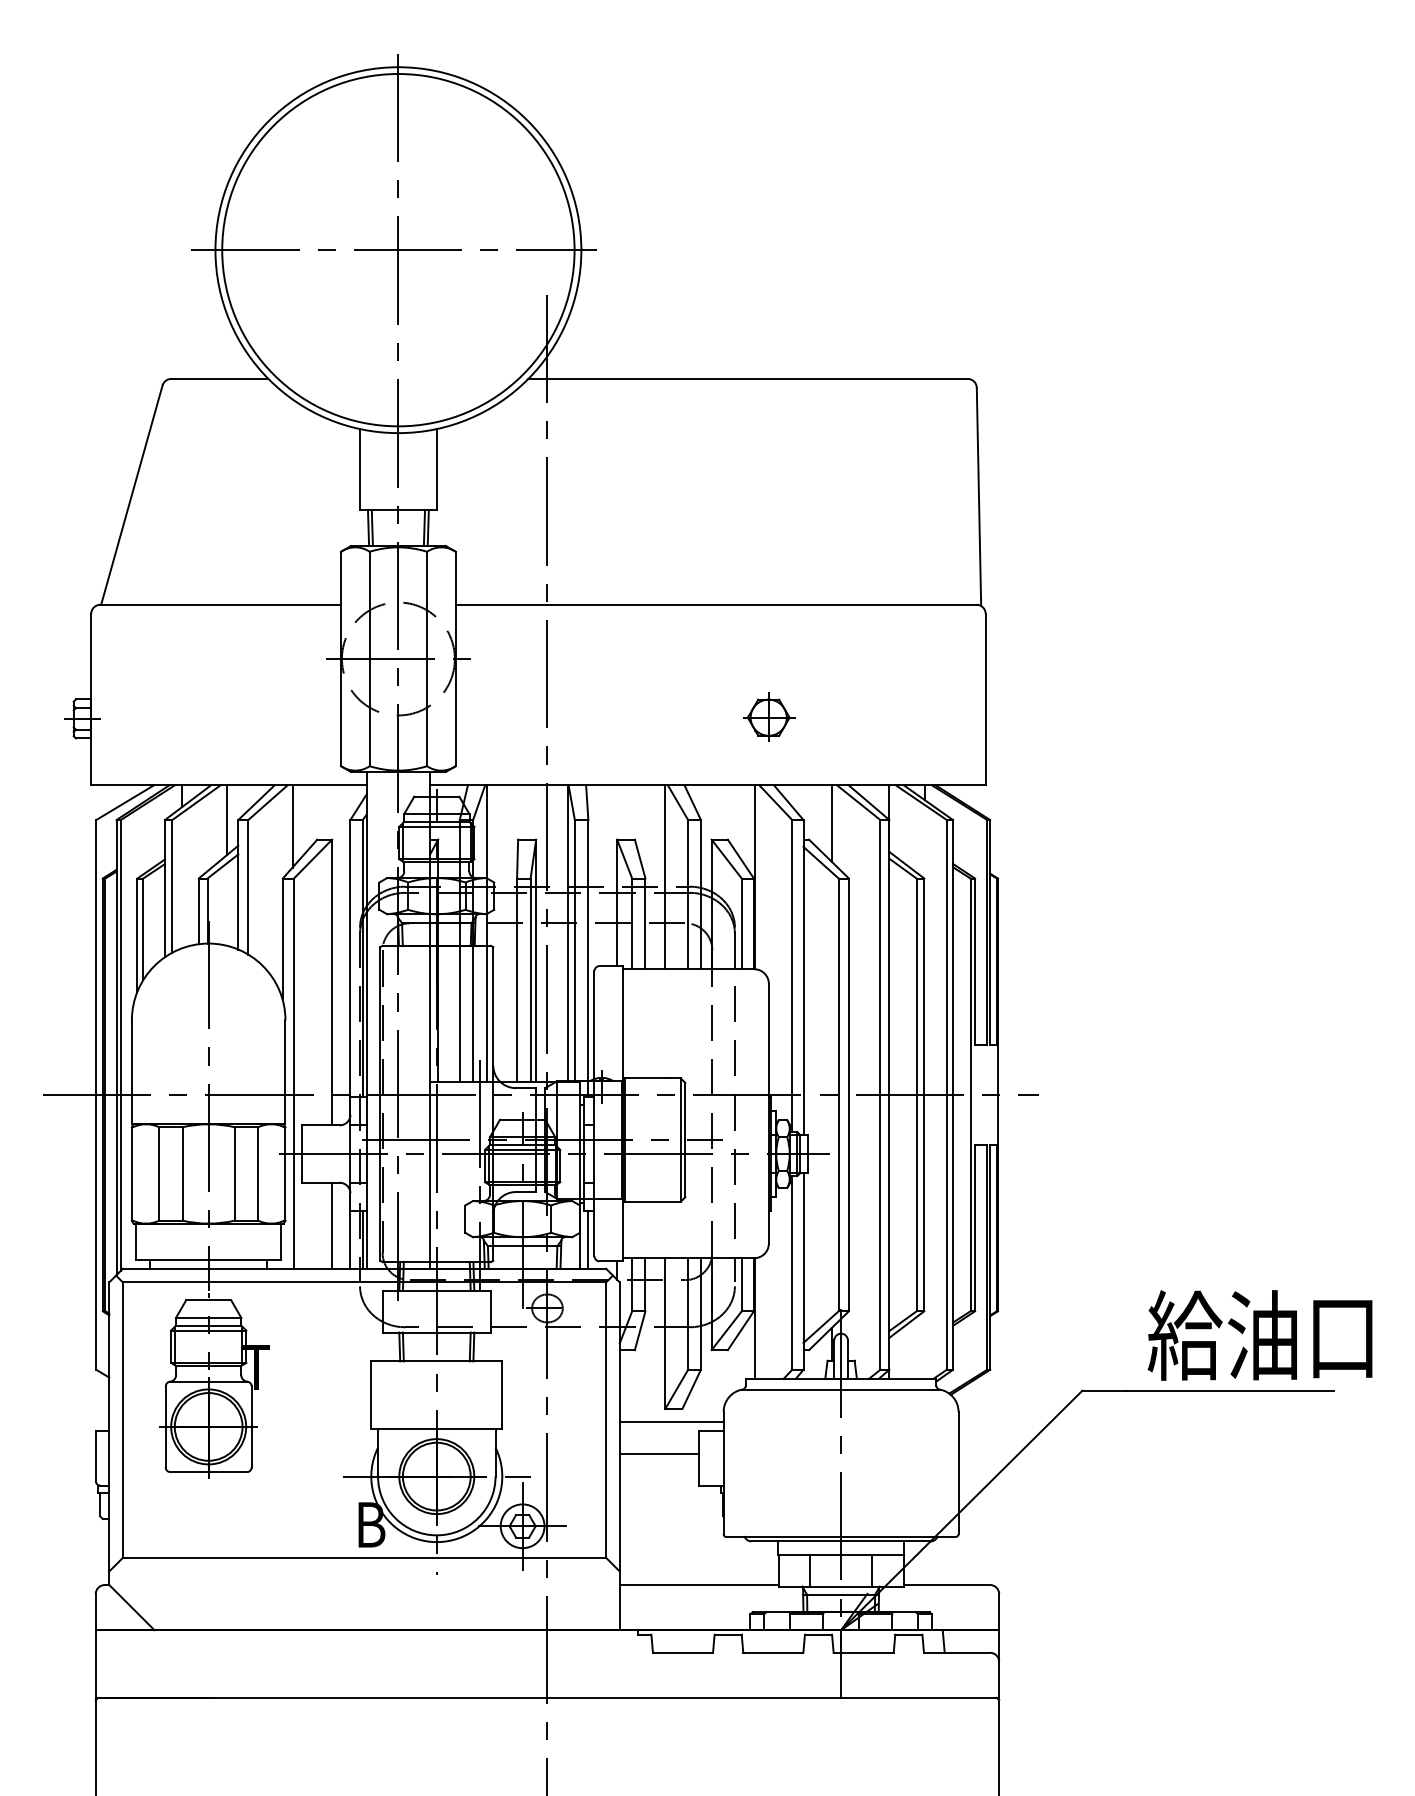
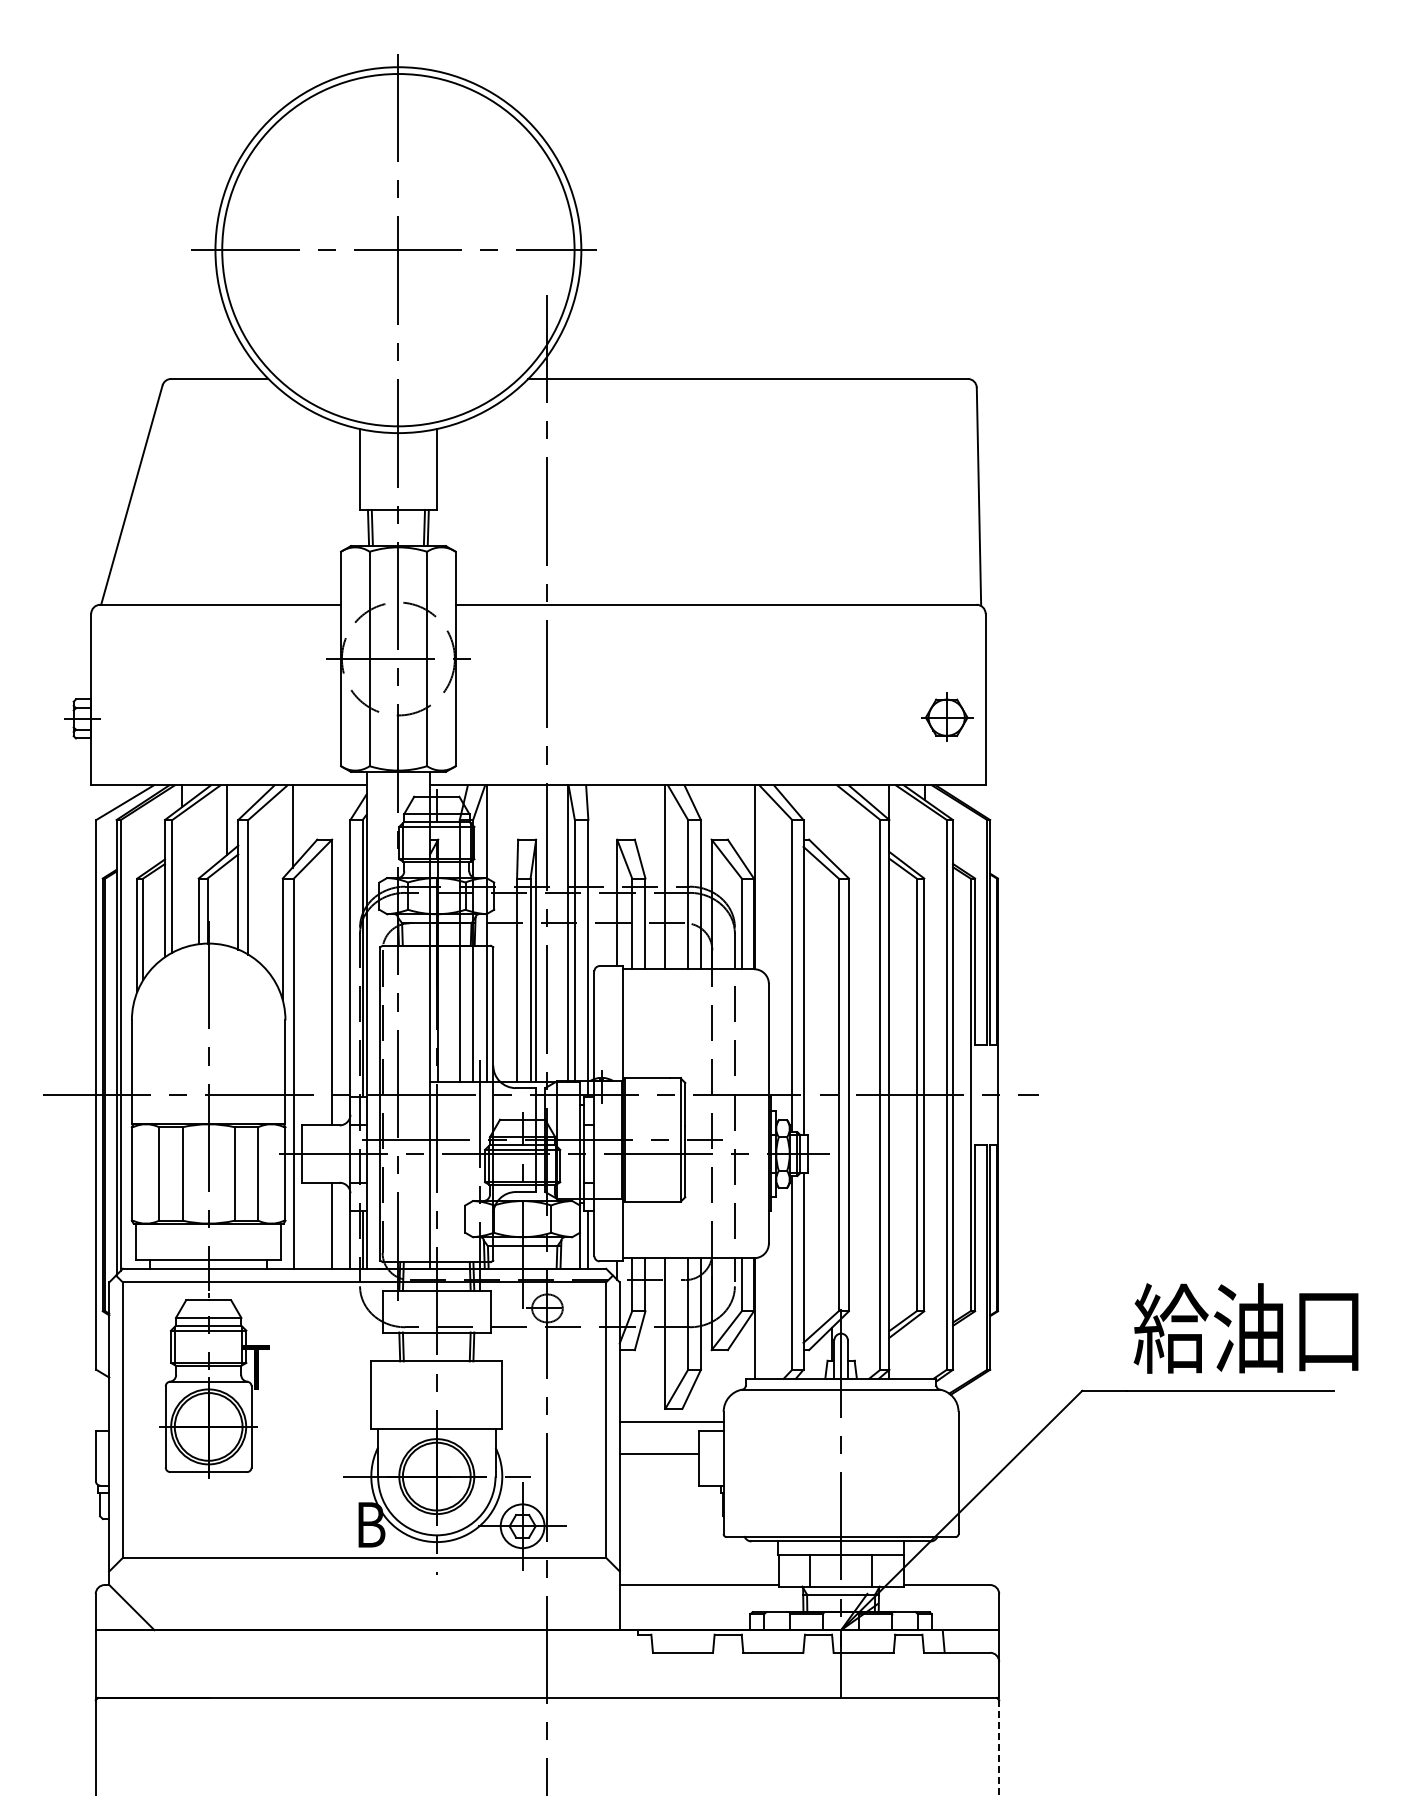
part position: (769, 716) -> (947, 716) (947, 716)
line: present -> none (831, 823)
text position: (1259, 1335) -> (1245, 1328) (1245, 1328)
line: solid -> dashed (999, 1748)
